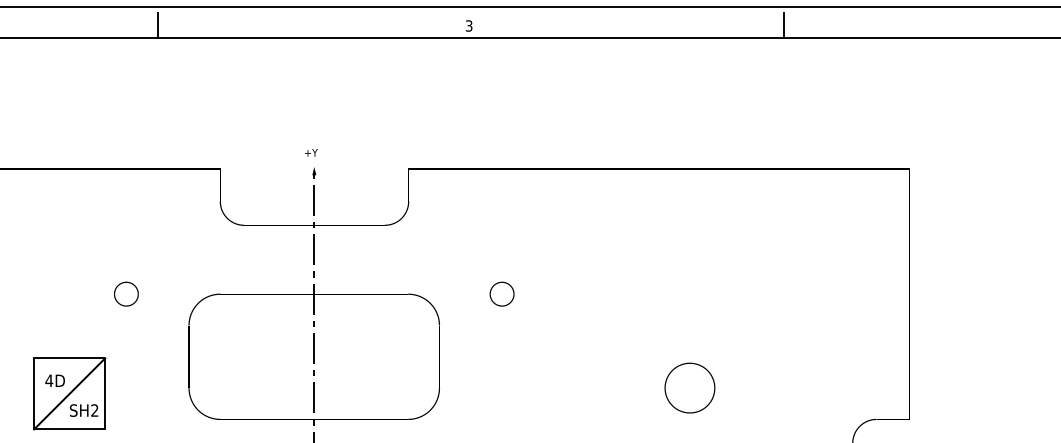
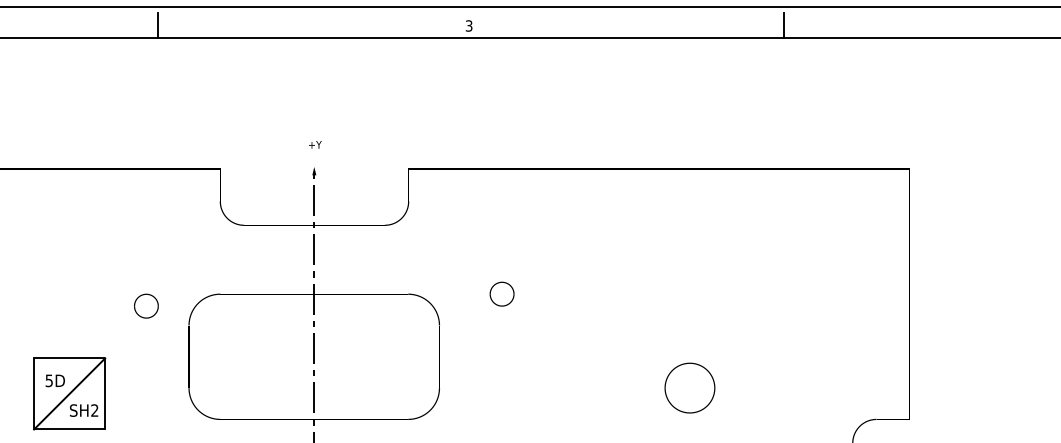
text position: (311, 152) -> (315, 144) (315, 144)
part position: (126, 293) -> (146, 305) (146, 305)
text: 4D -> 5D (49, 380)
